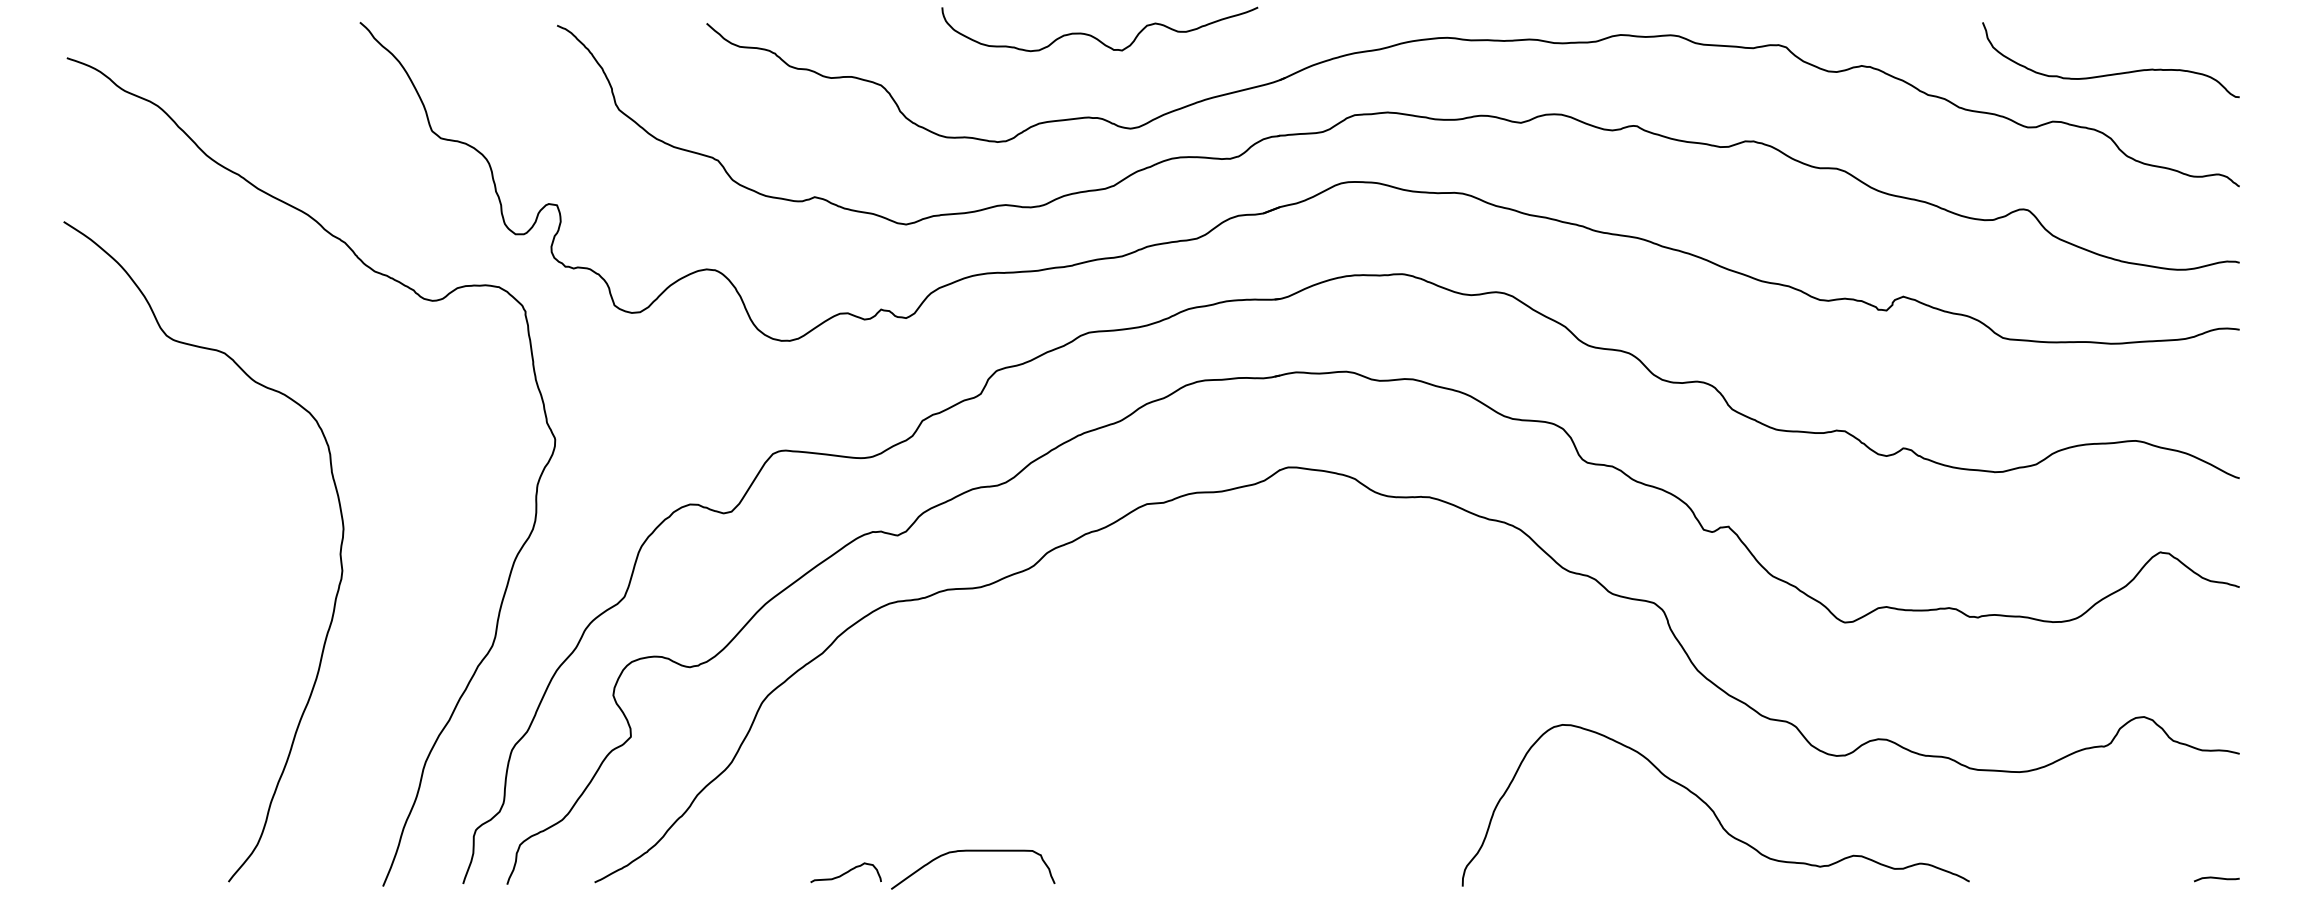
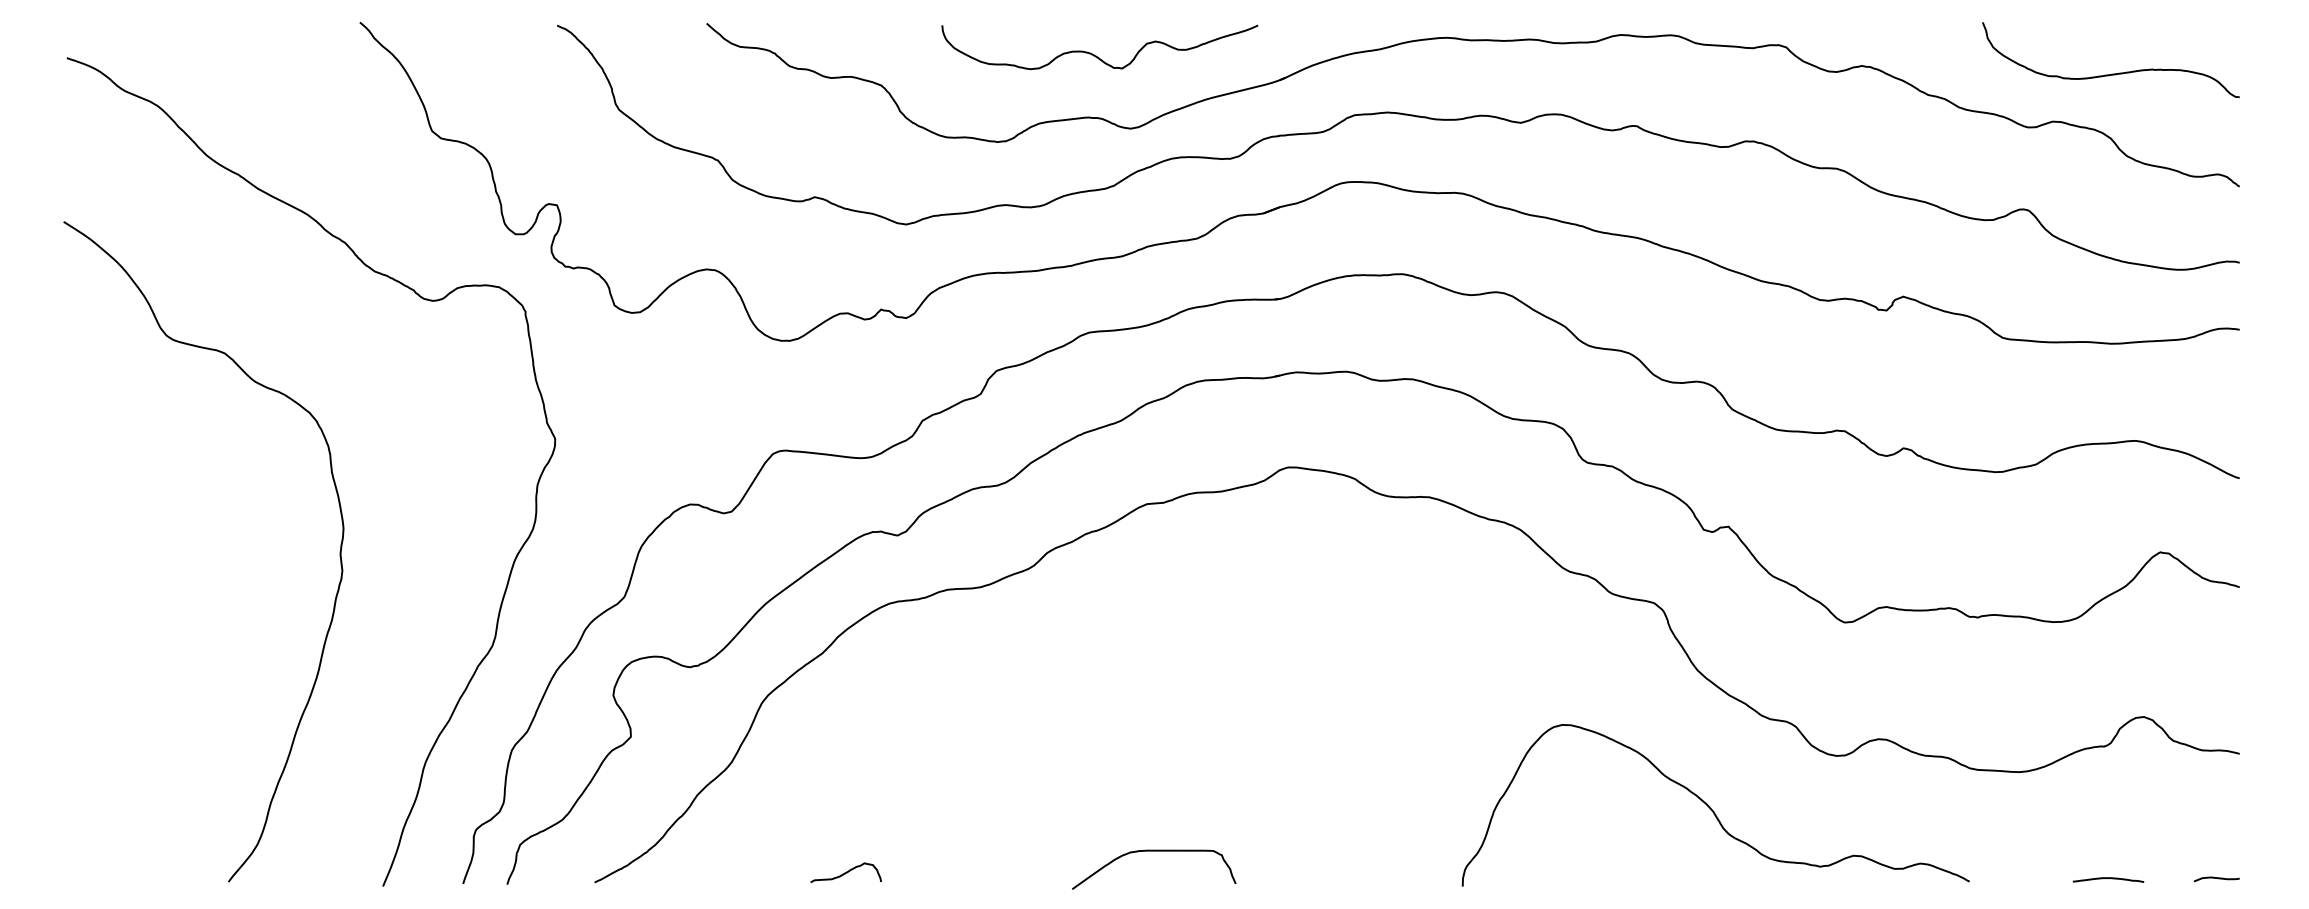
curve position: (1096, 37) -> (1096, 55) (1096, 55)
curve position: (973, 851) -> (1154, 851) (1154, 851)
curve: none -> present (2108, 878)
